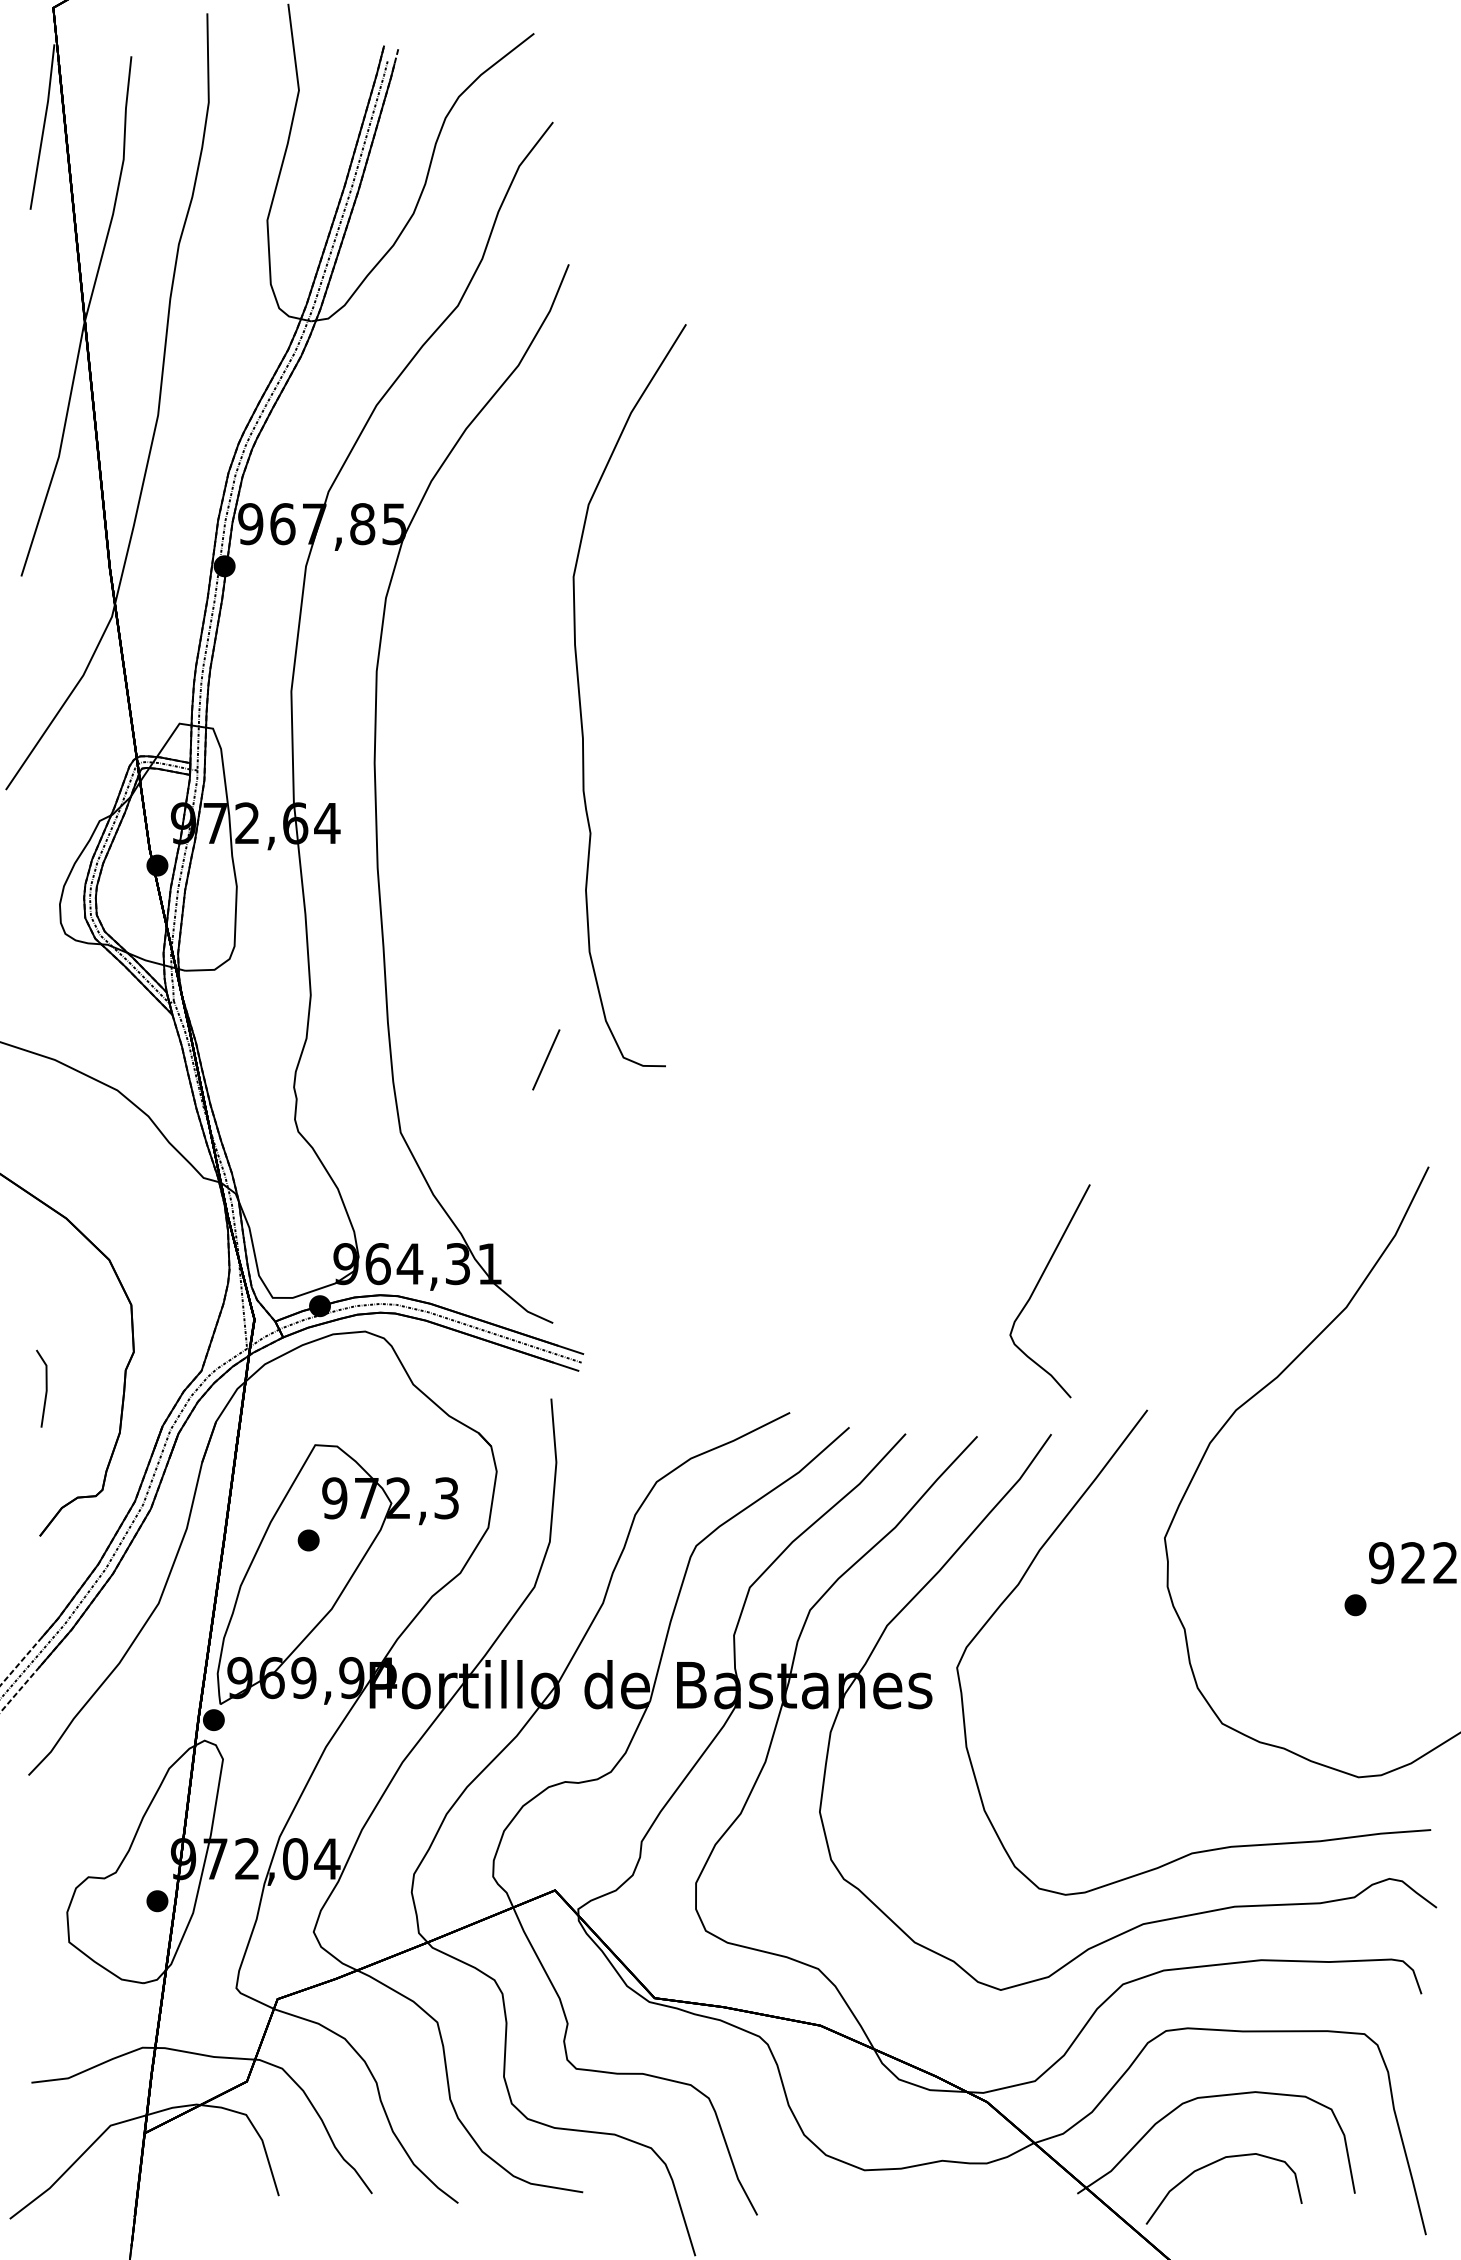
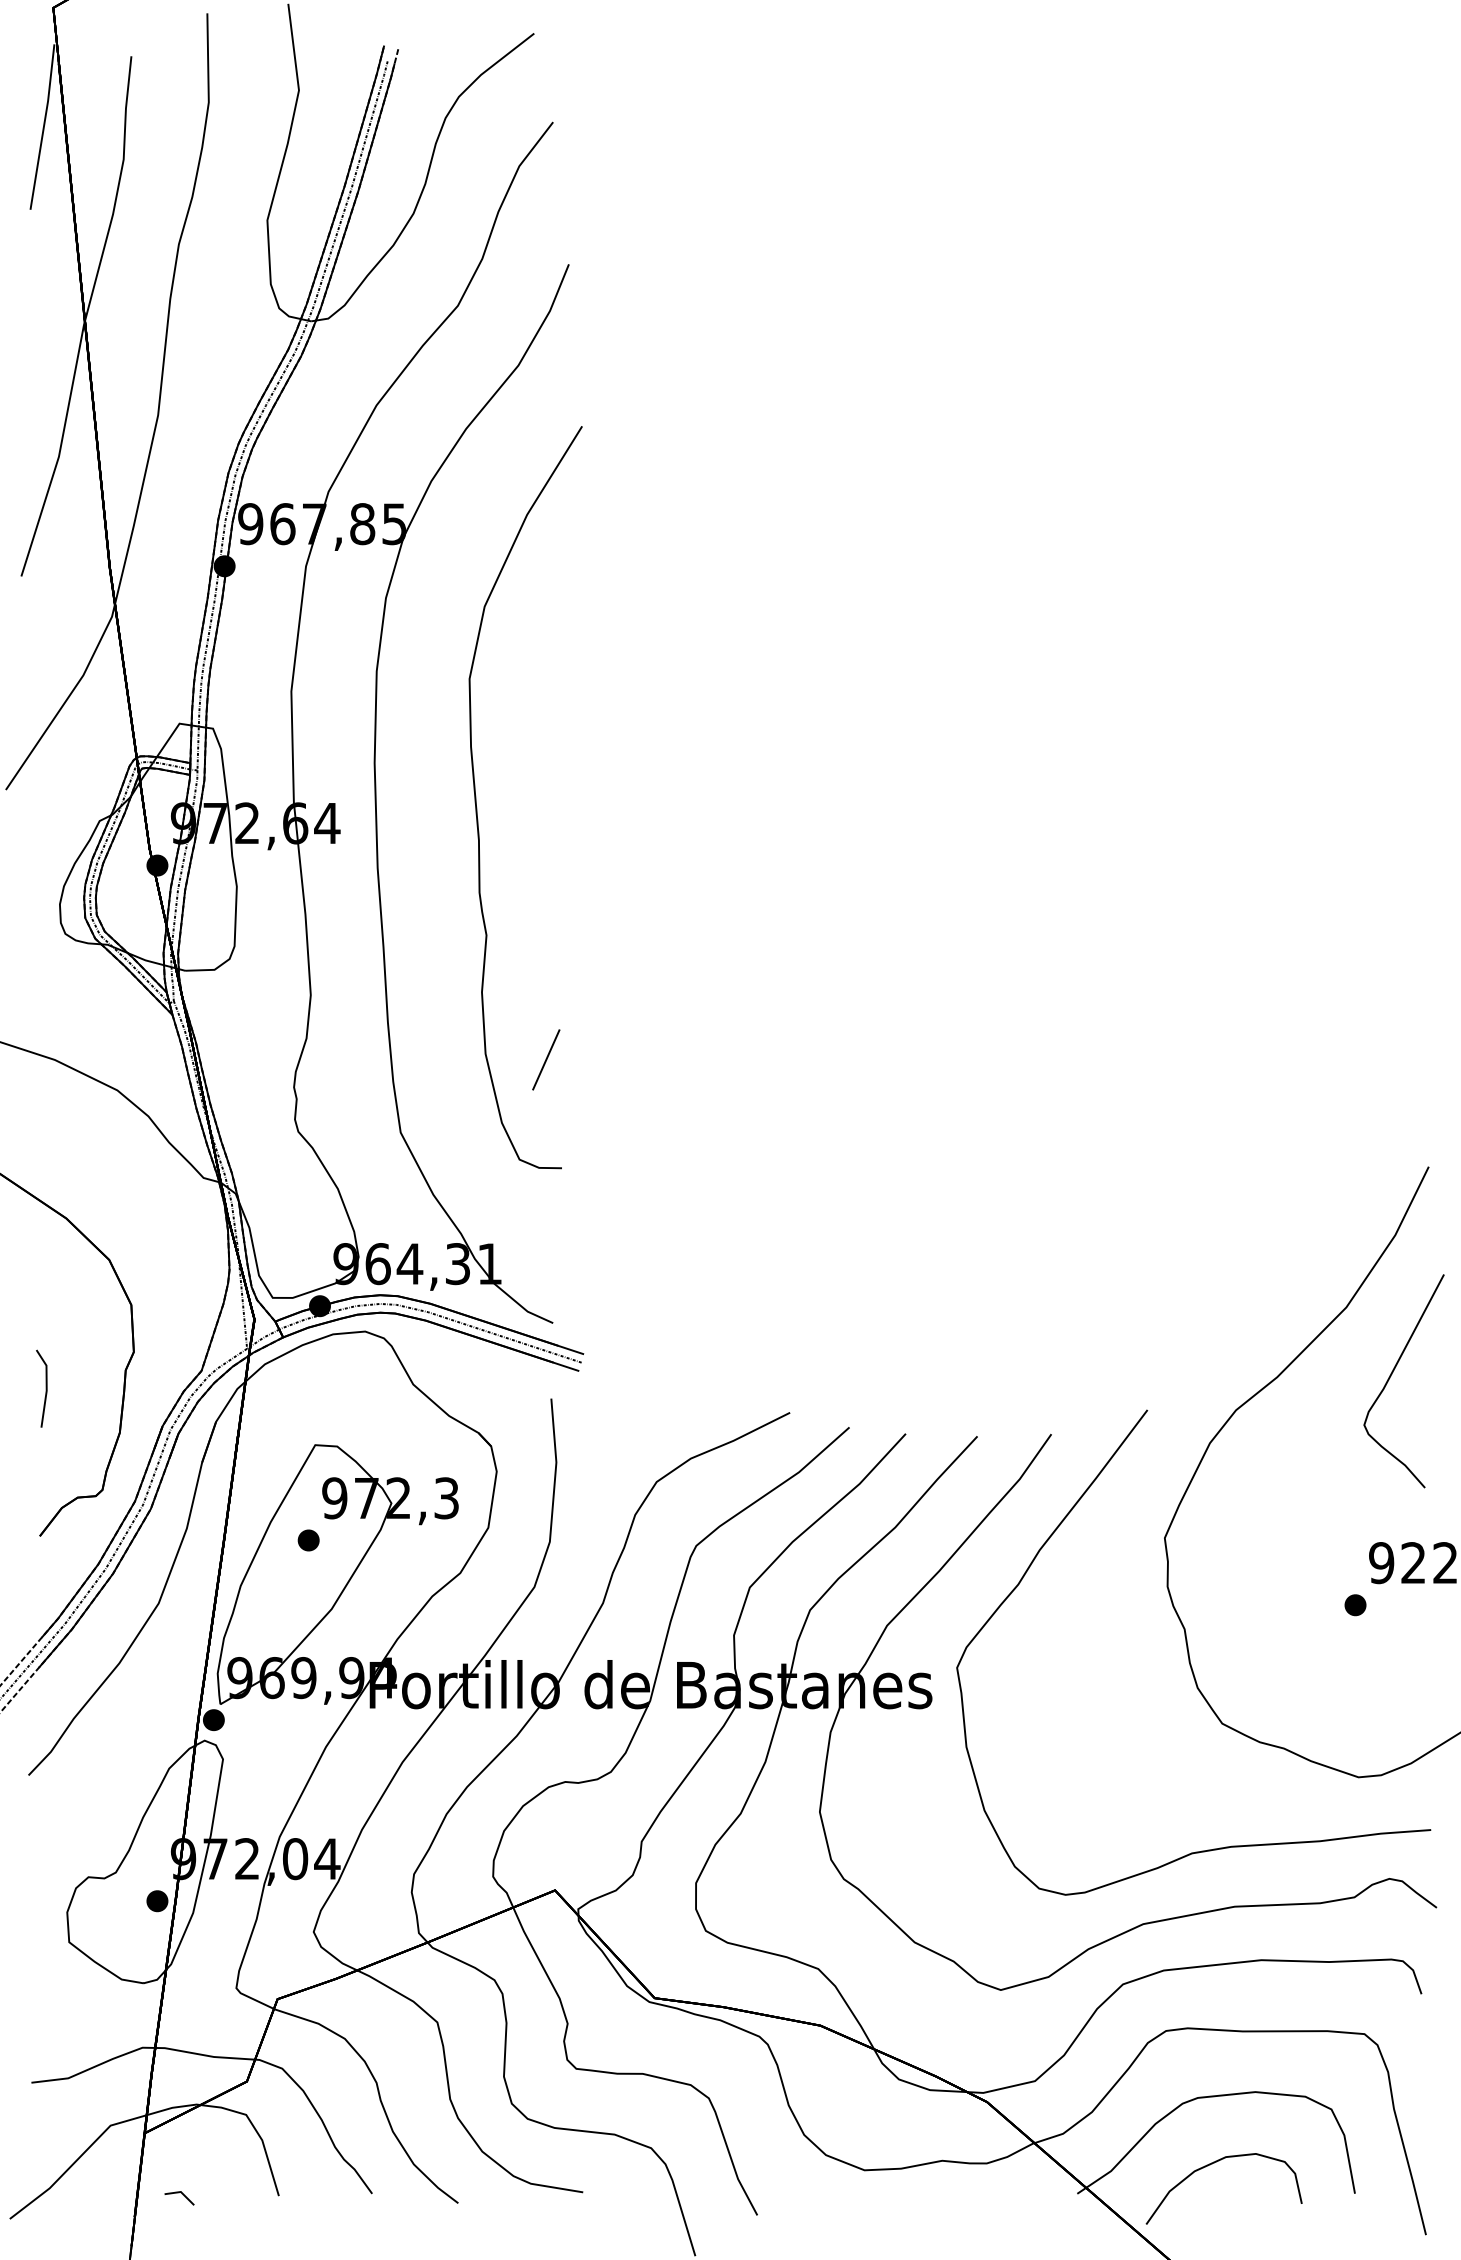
curve position: (580, 695) -> (476, 797) (476, 797)
curve position: (1037, 1286) -> (1391, 1376) (1391, 1376)
line: none -> present (179, 2193)
